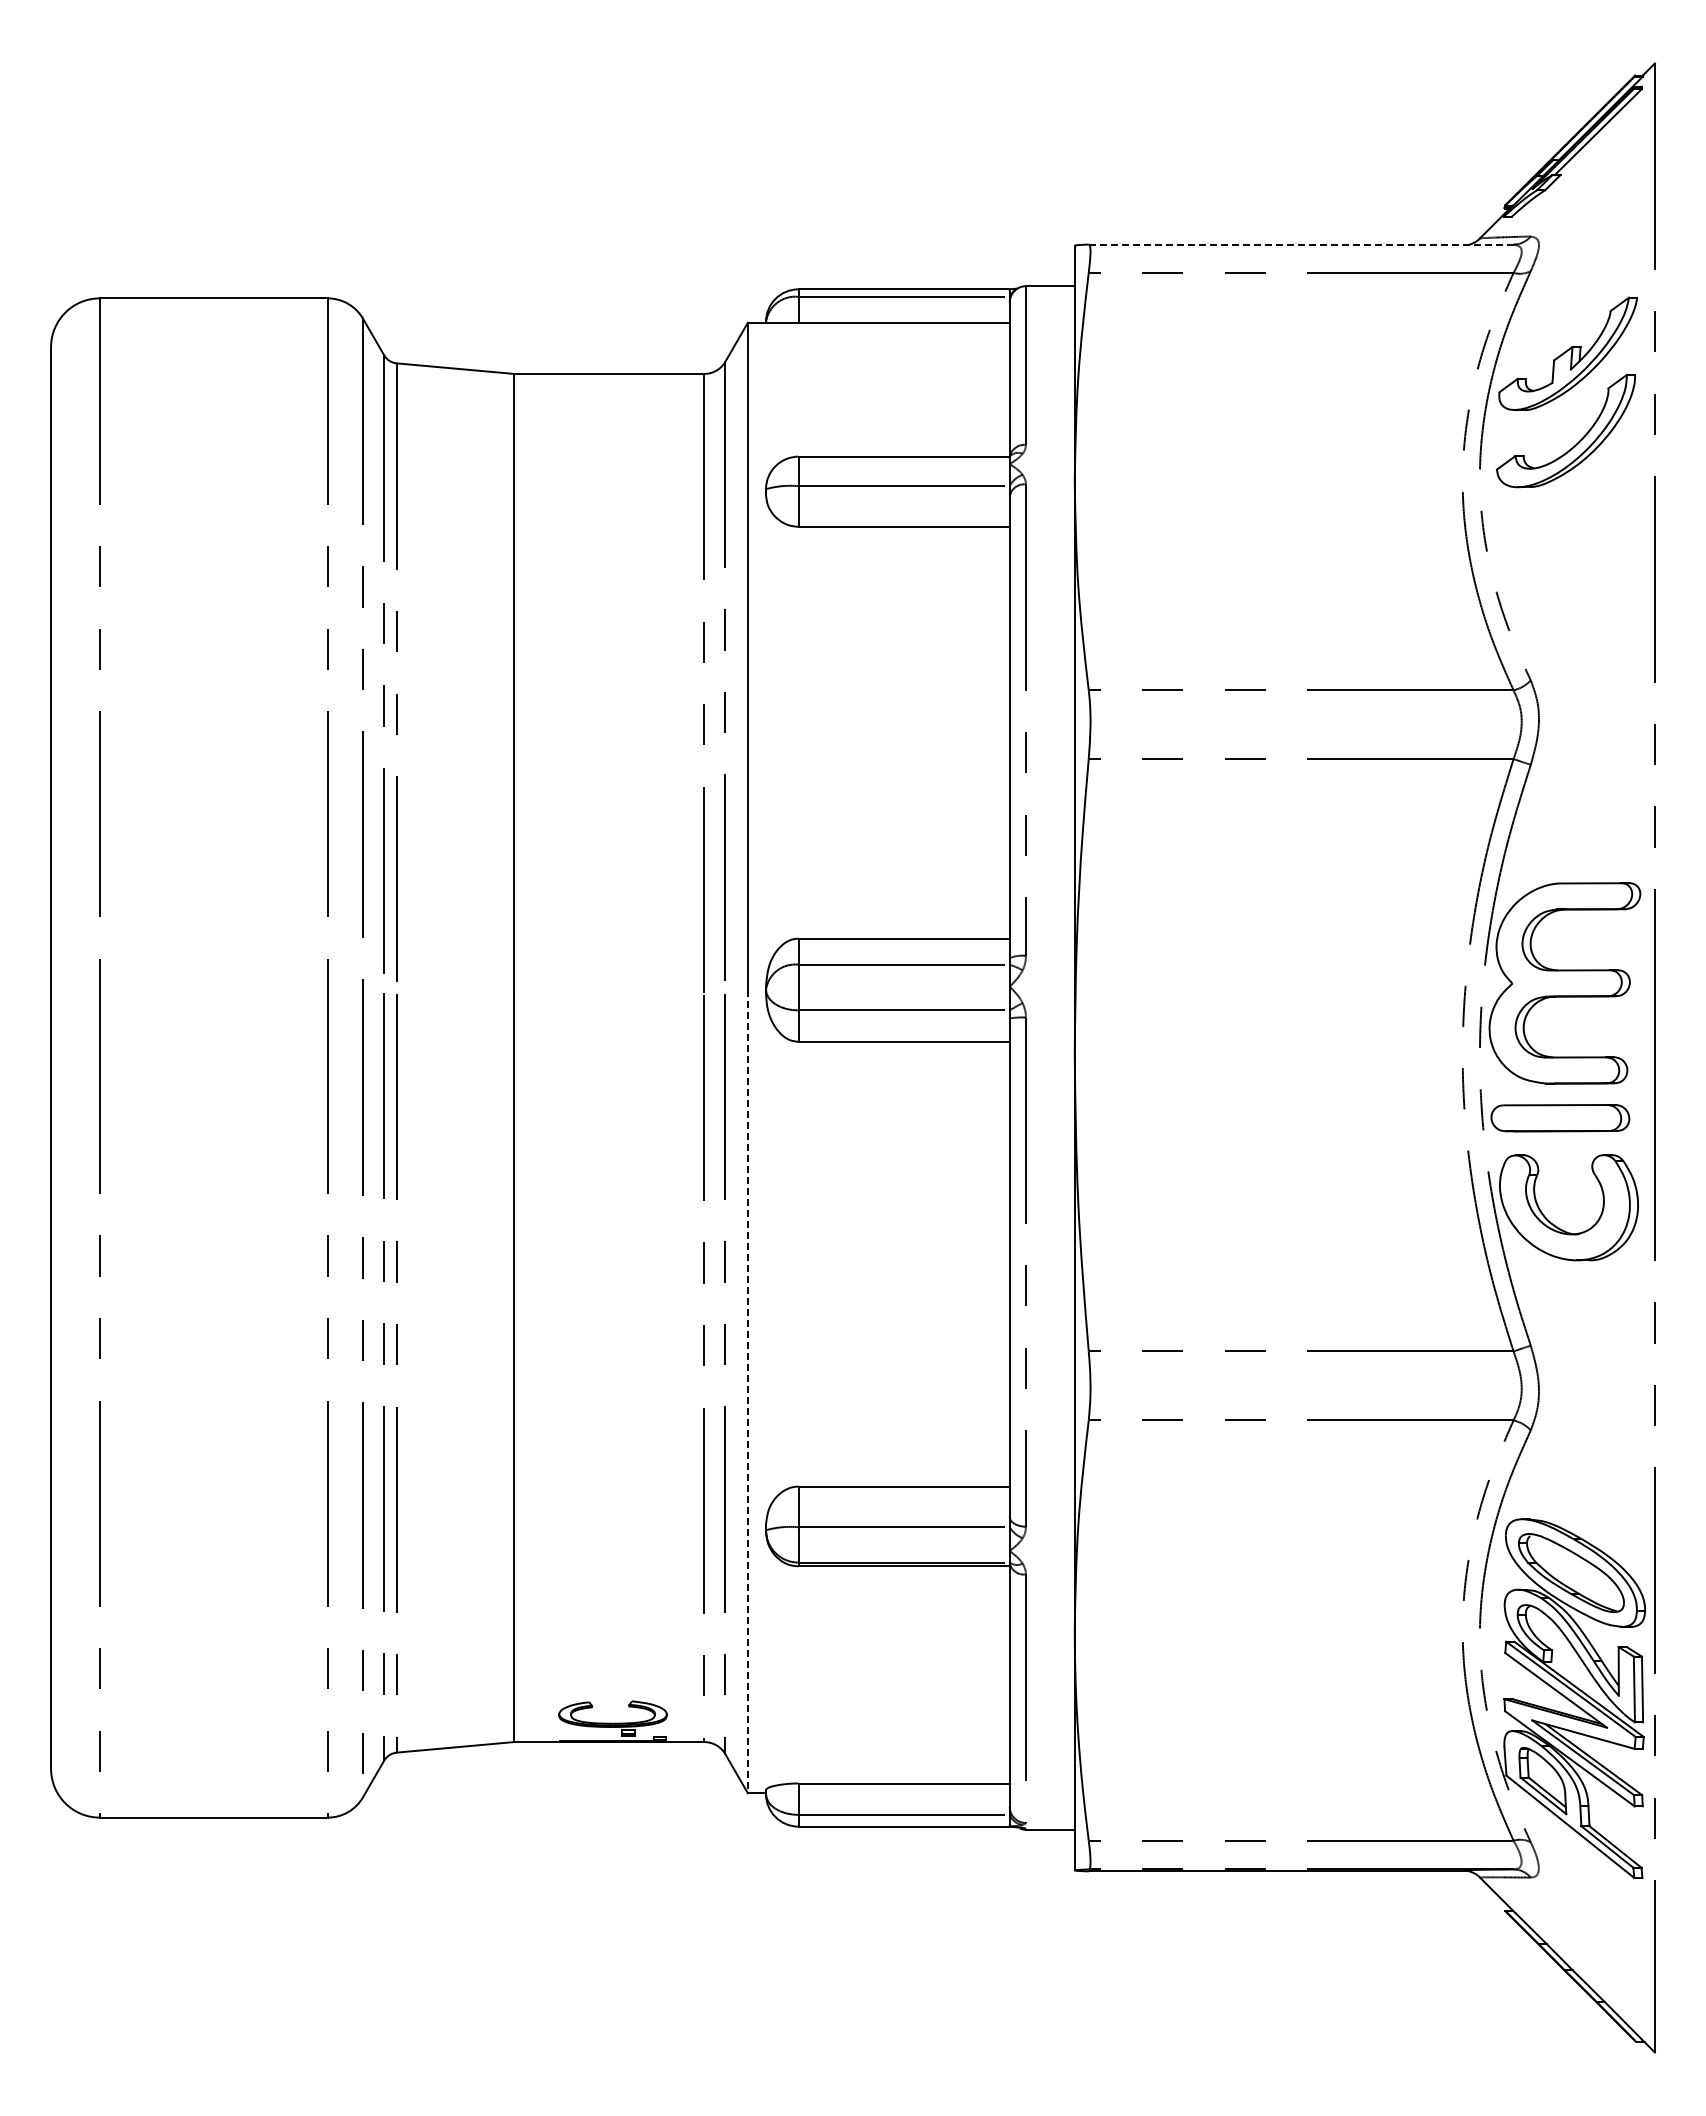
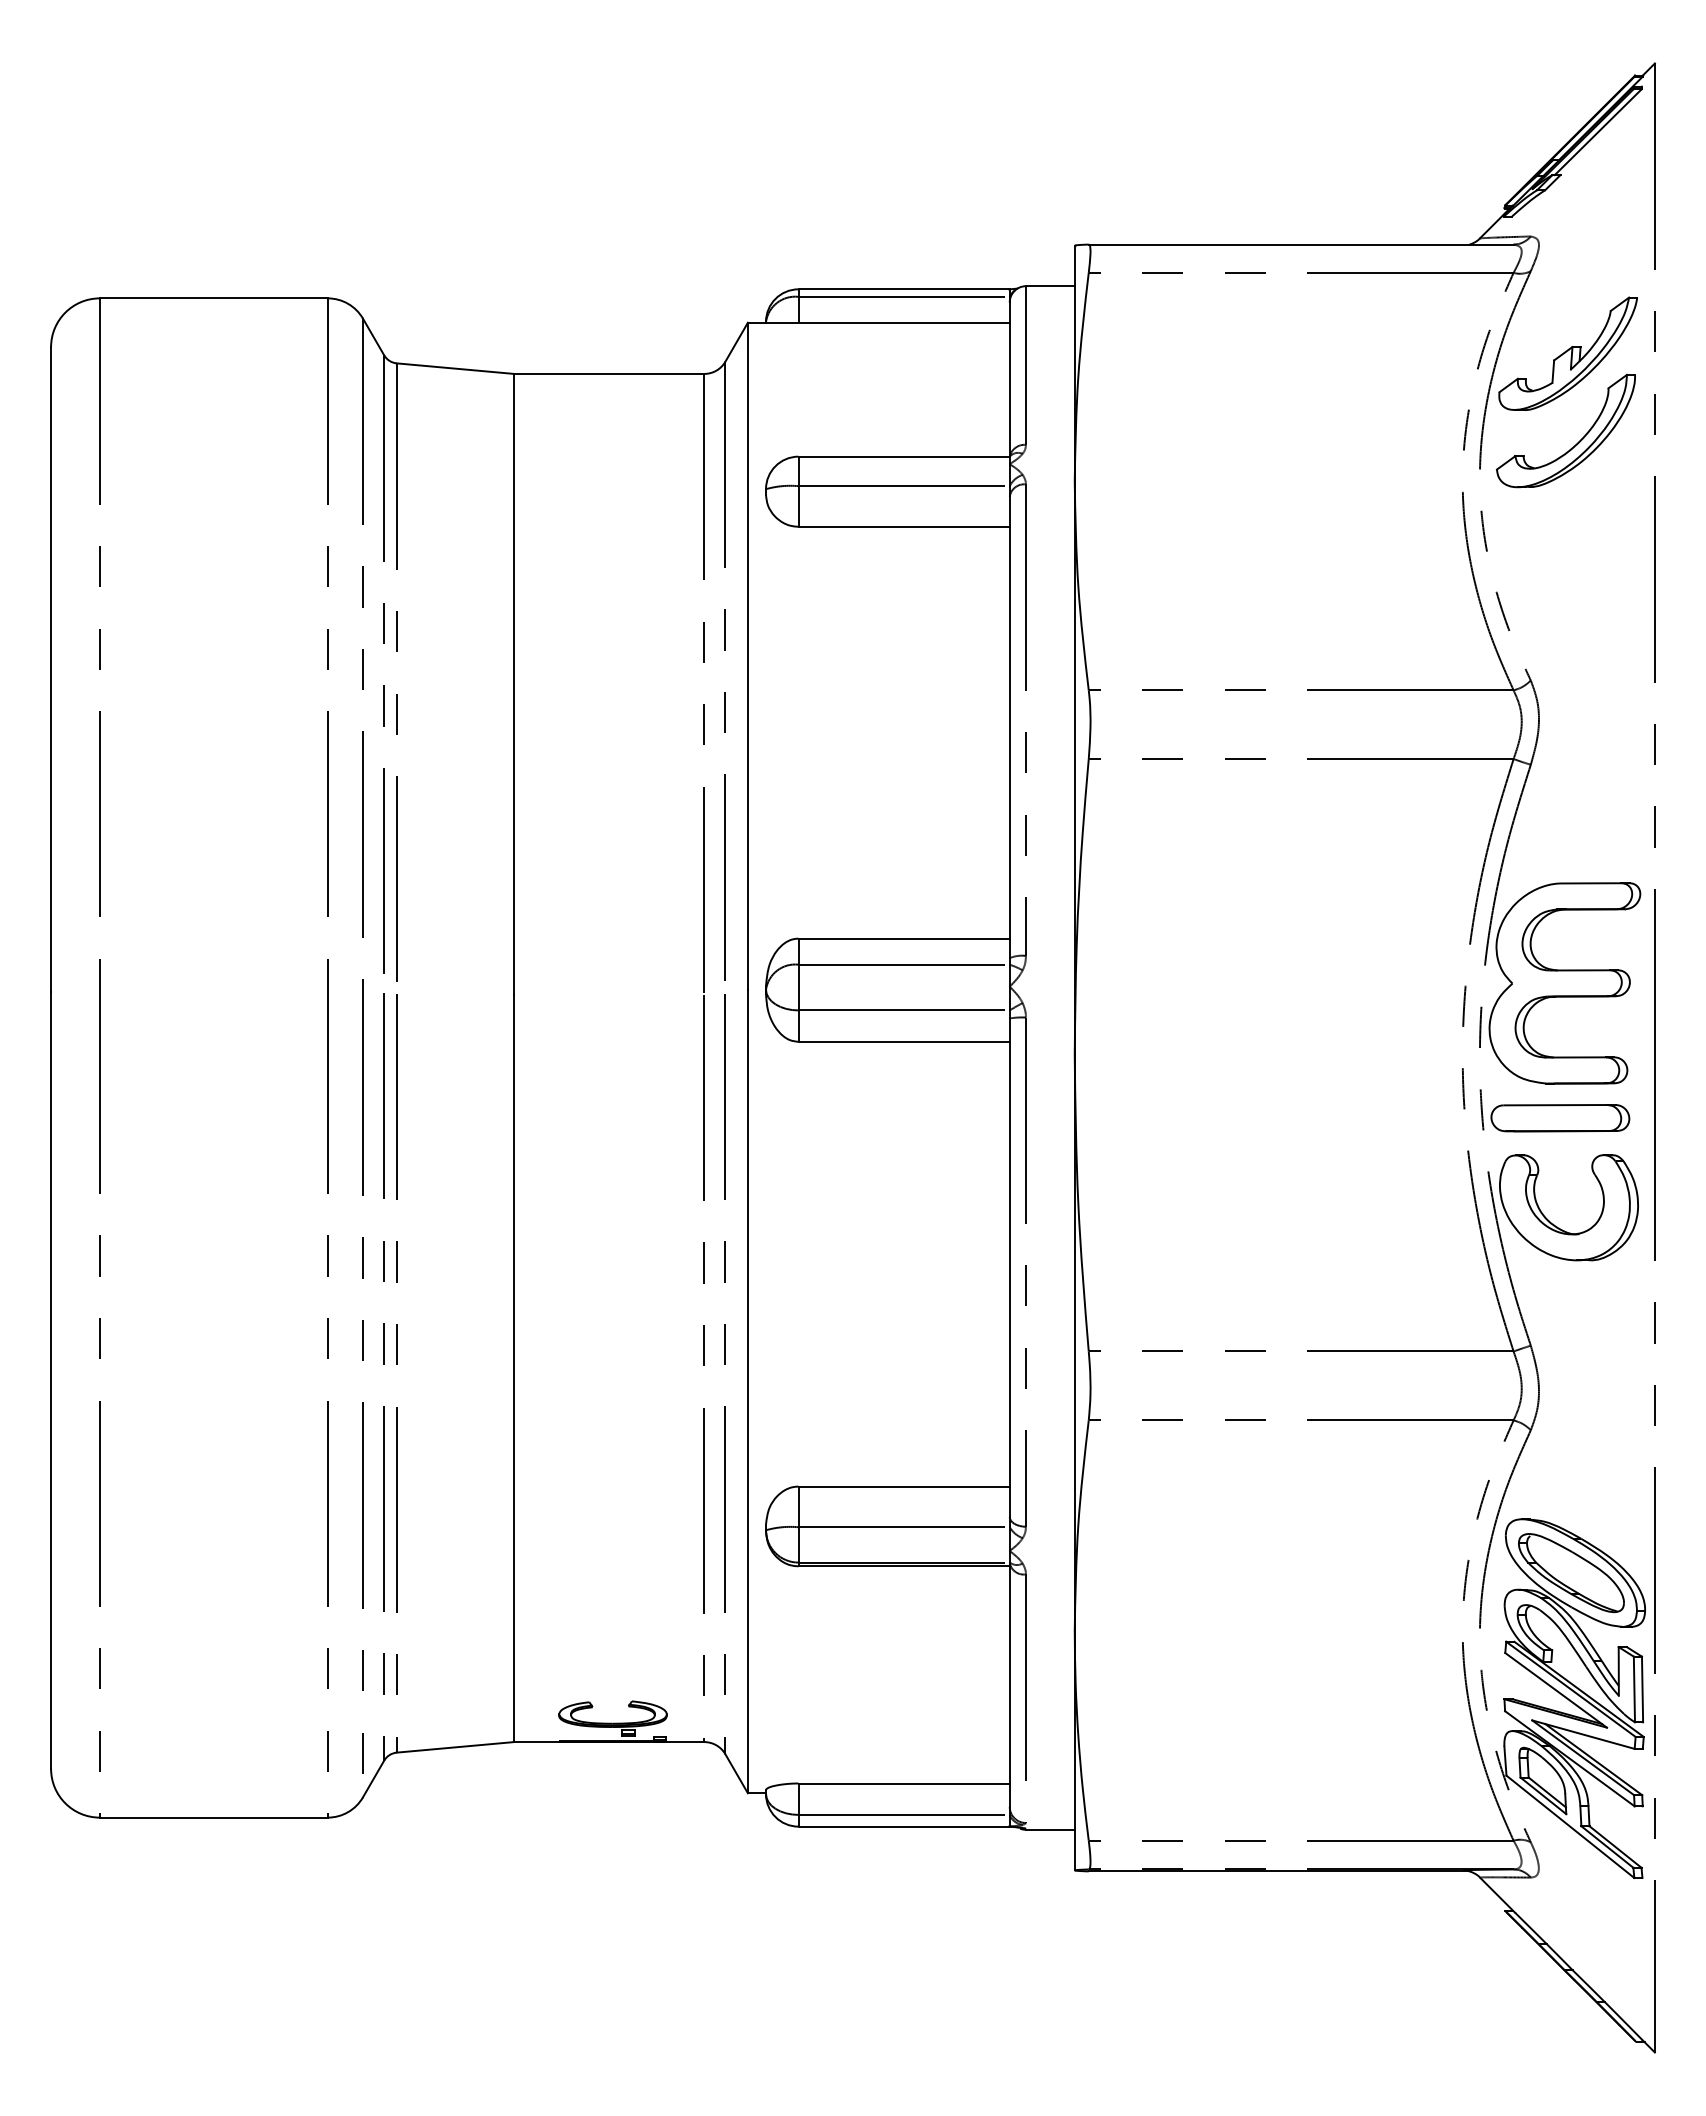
line: dashed -> solid (1300, 244)
line: dashed -> solid (747, 1391)
